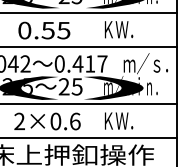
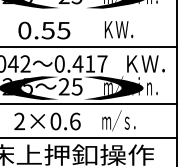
line: present -> none (89, 12)
text: ｍ／ｓ． -> ＫＷ． (145, 63)
text: ＫＷ． -> ｍ／ｓ． (118, 120)
